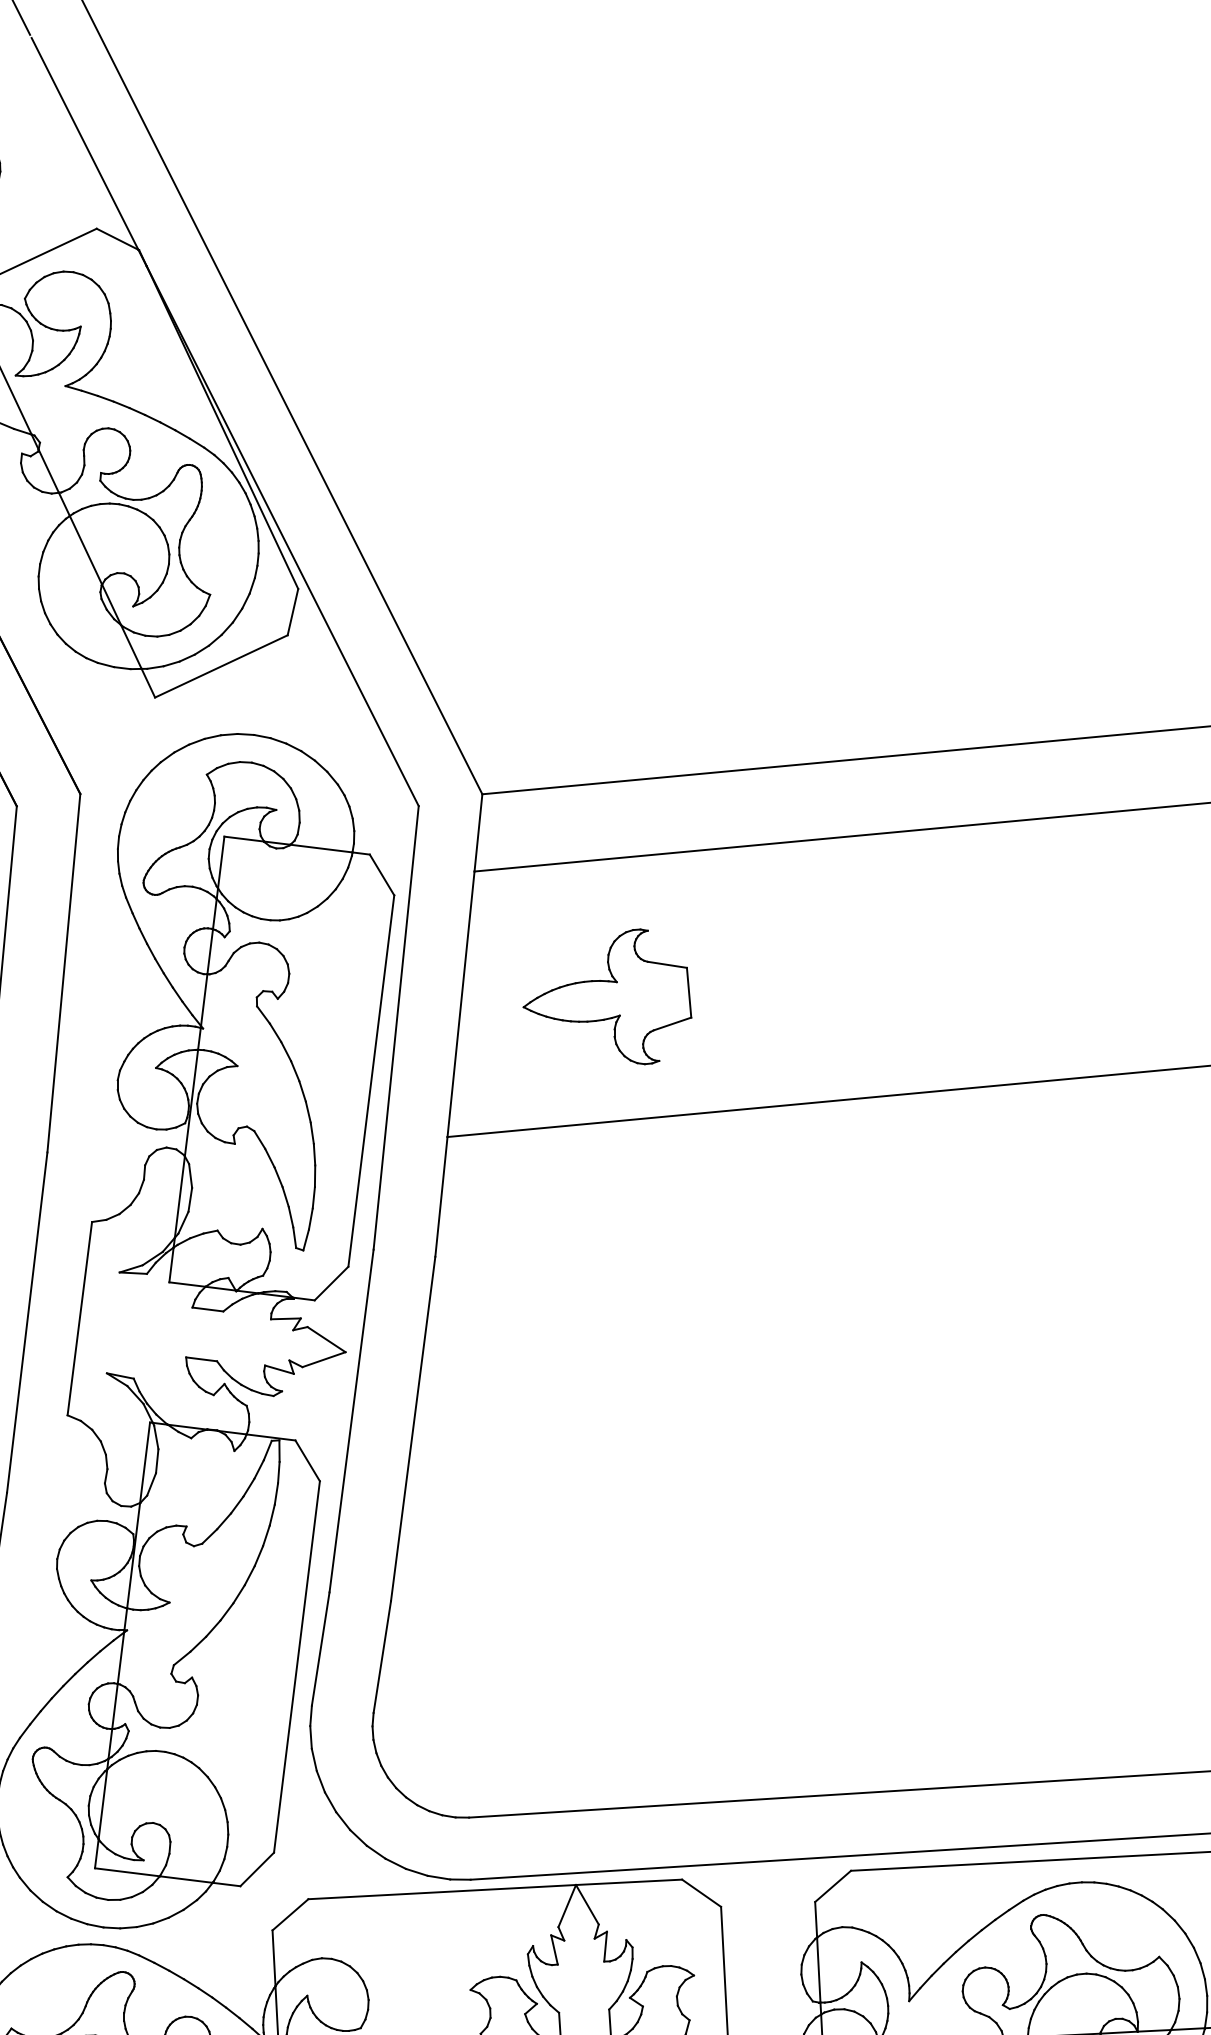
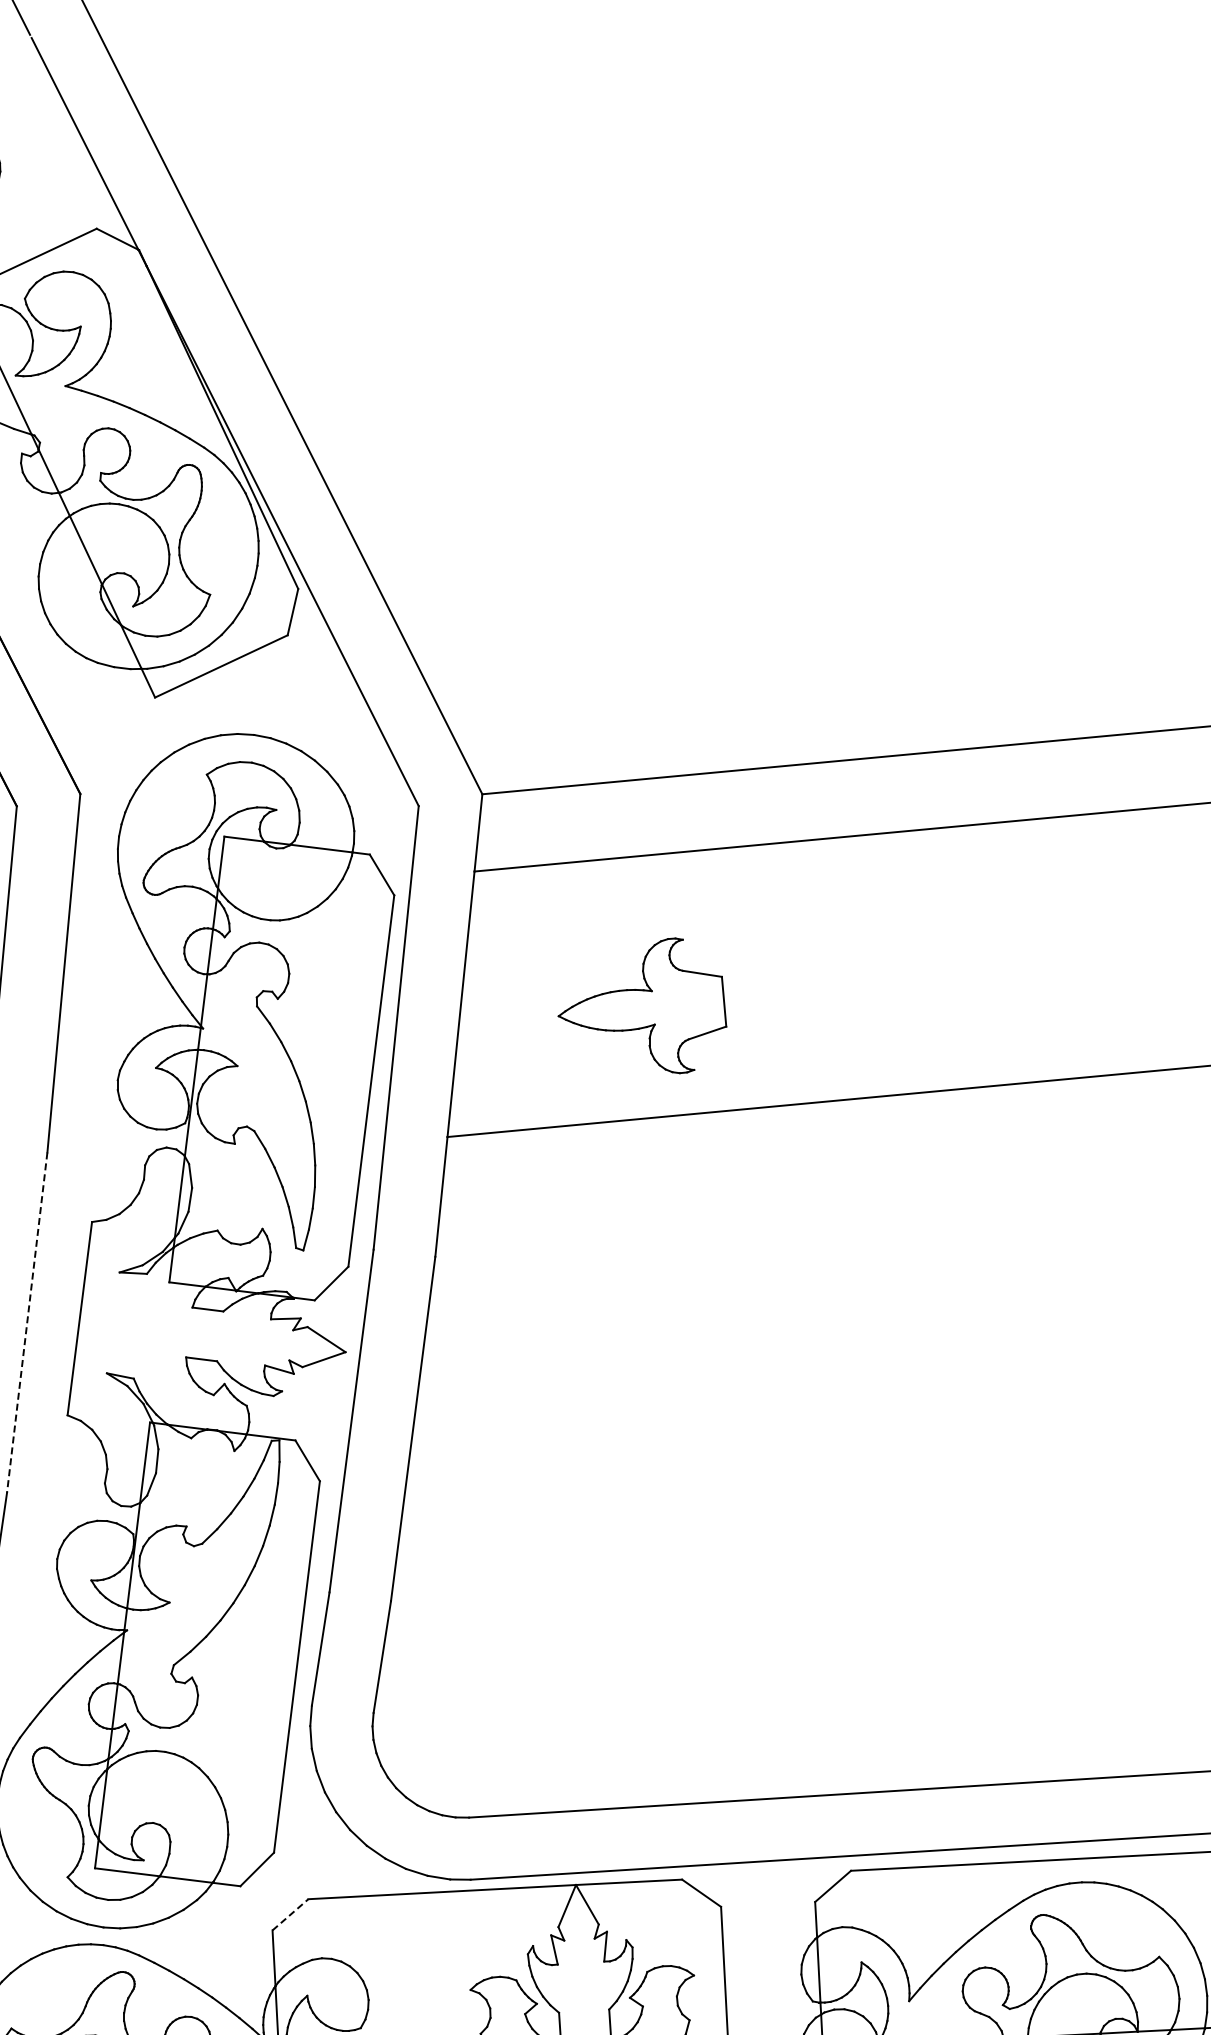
part position: (607, 996) -> (642, 1005) (642, 1005)
line: solid -> dashed (27, 1323)
line: solid -> dashed (290, 1914)
